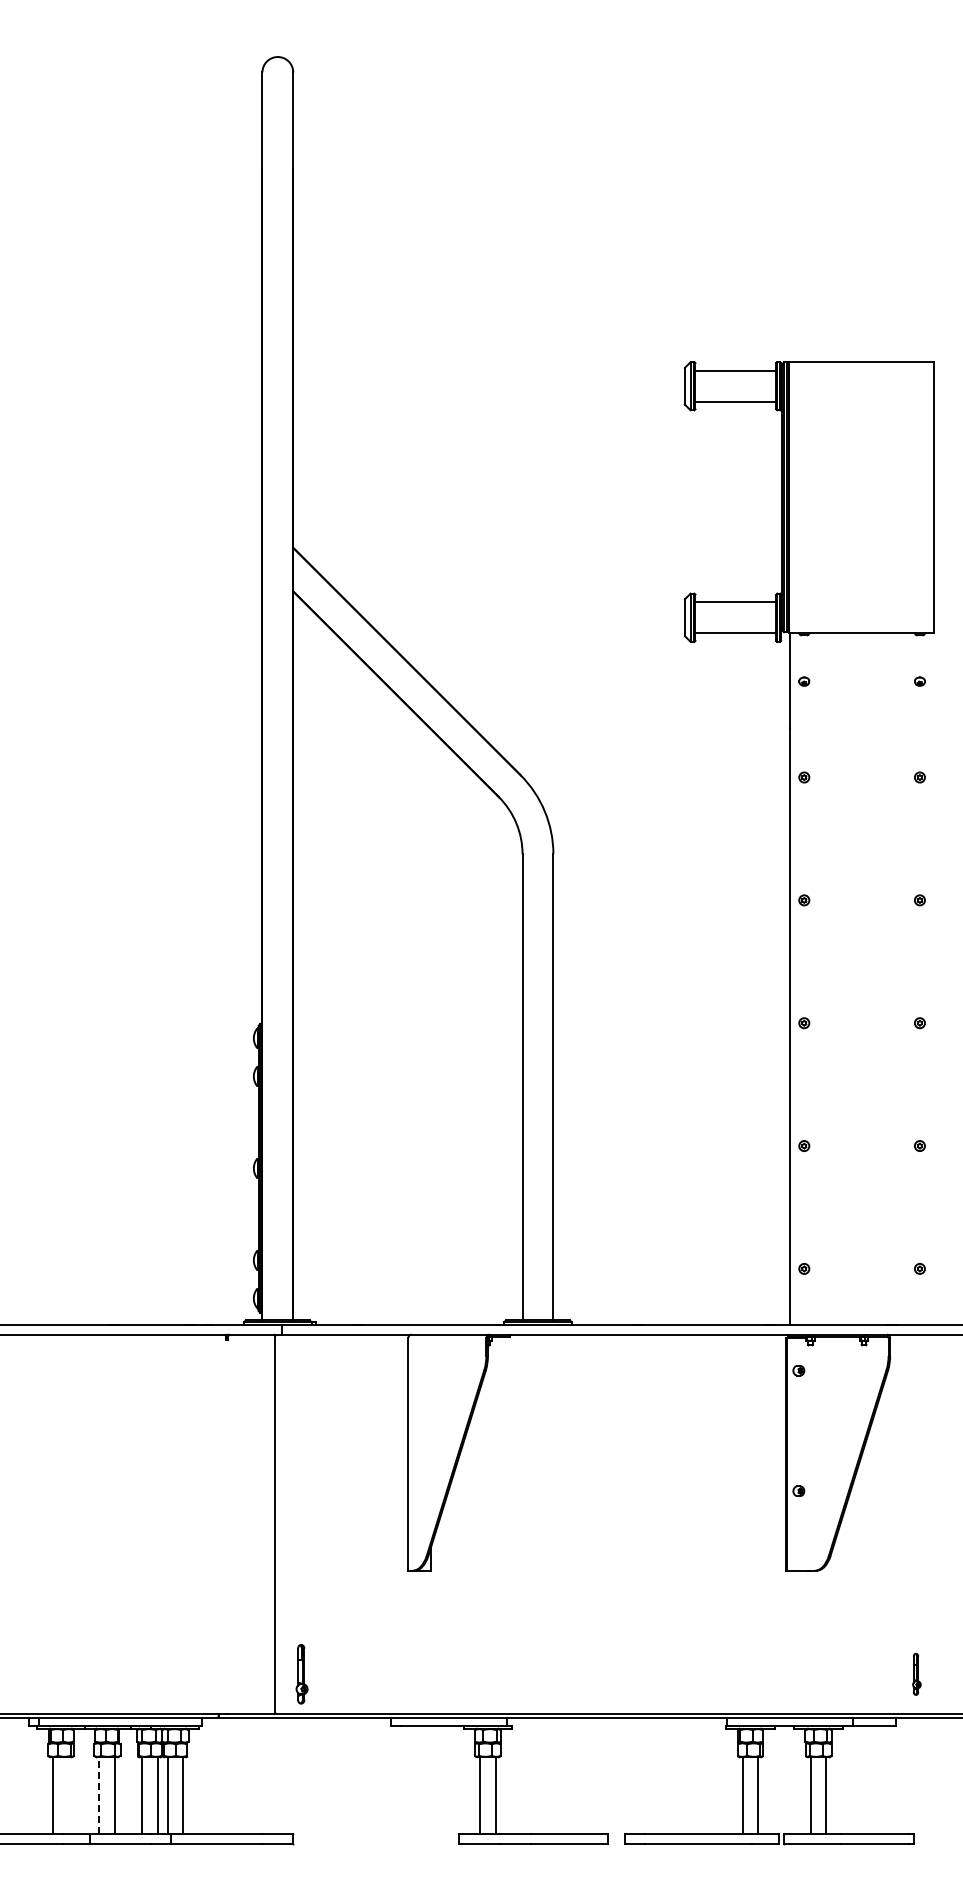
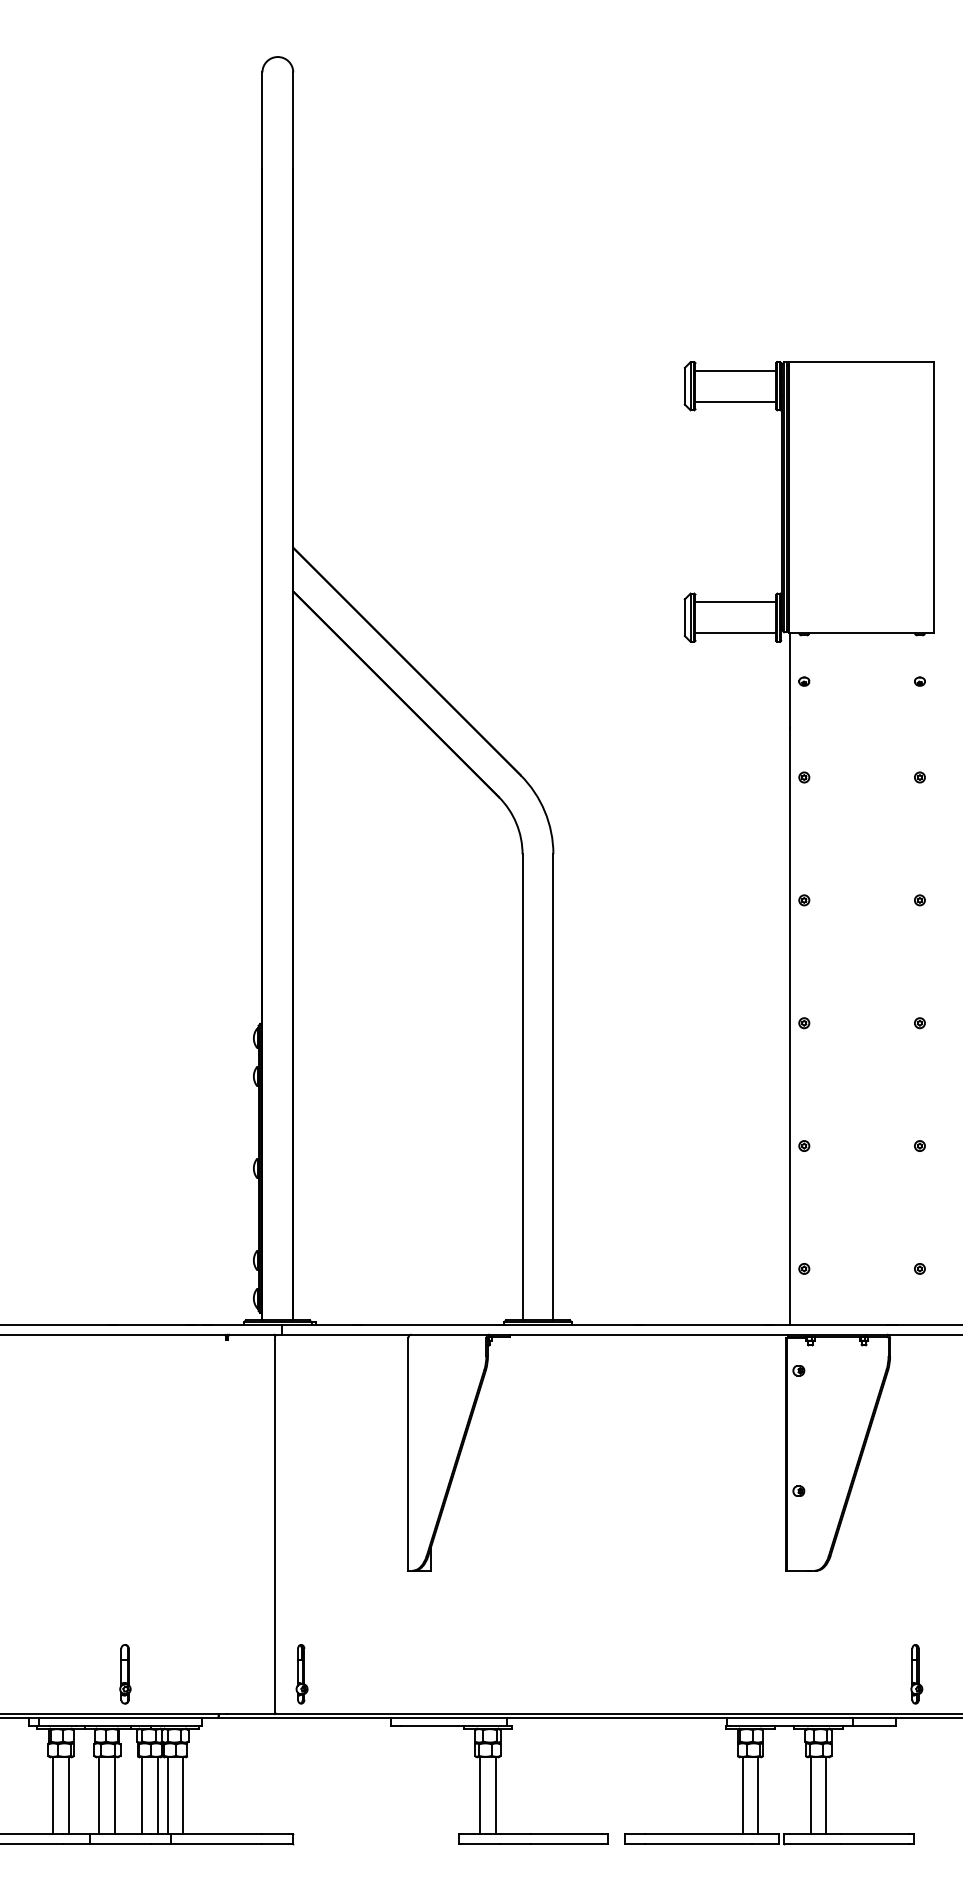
part: none -> present (125, 1674)
part size: 10x43 px -> 14x61 px (916, 1674)
line: none -> present (68, 1795)
line: dashed -> solid (99, 1795)
